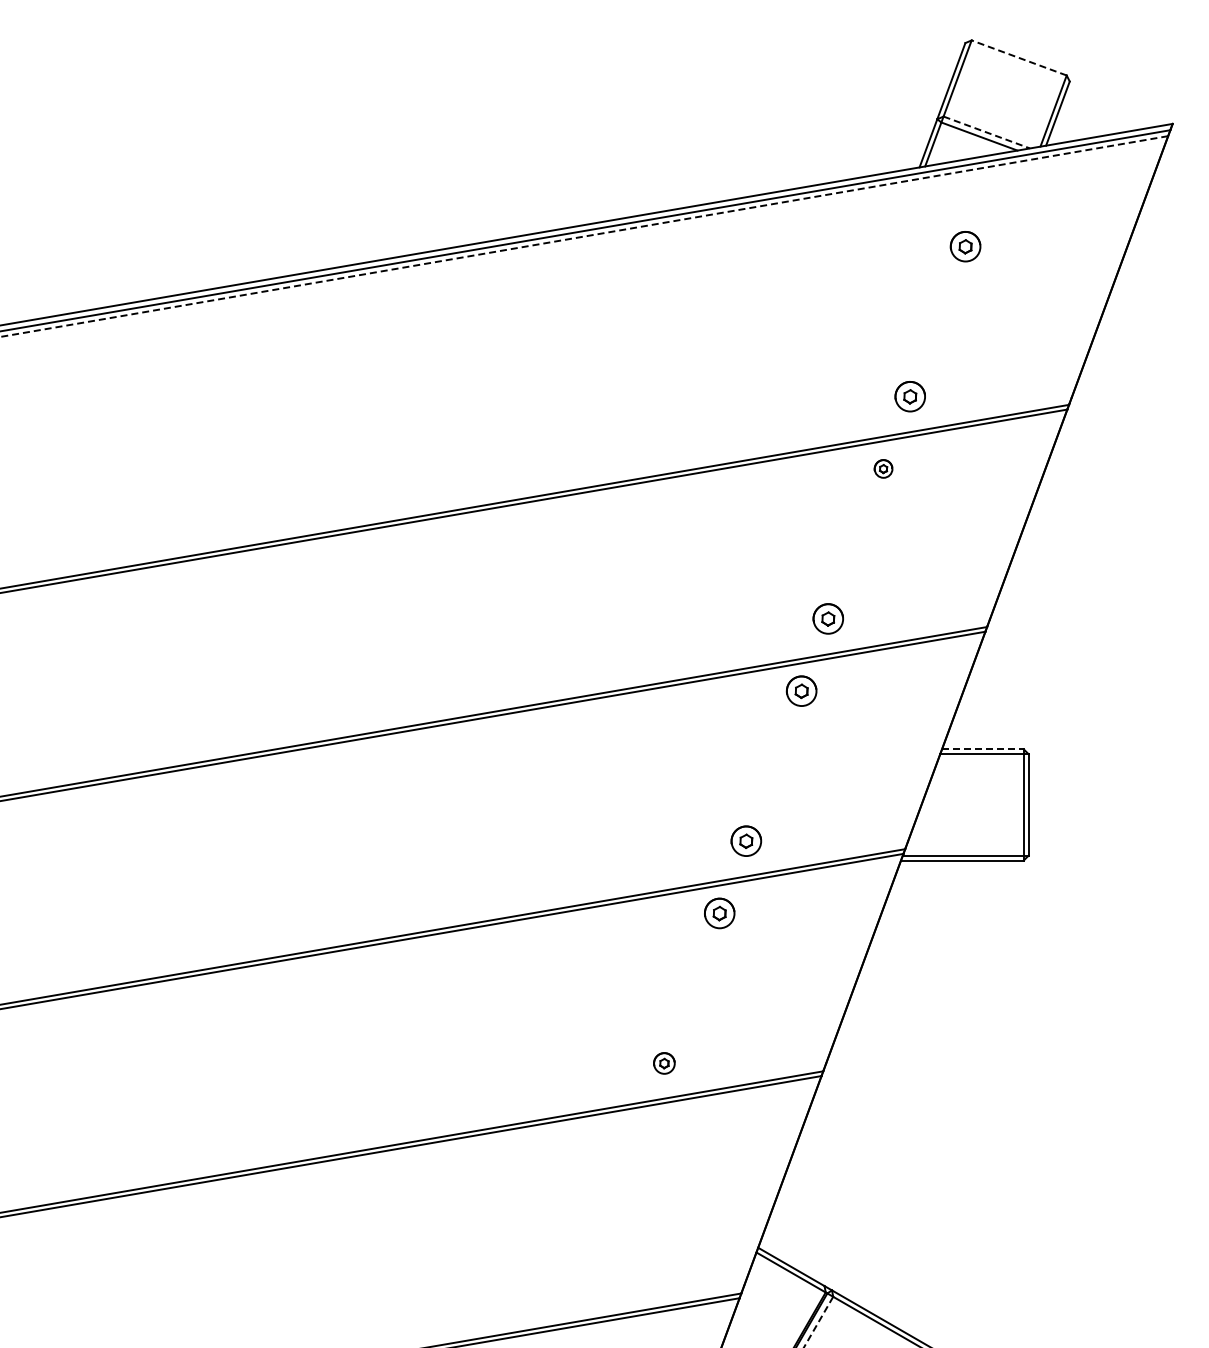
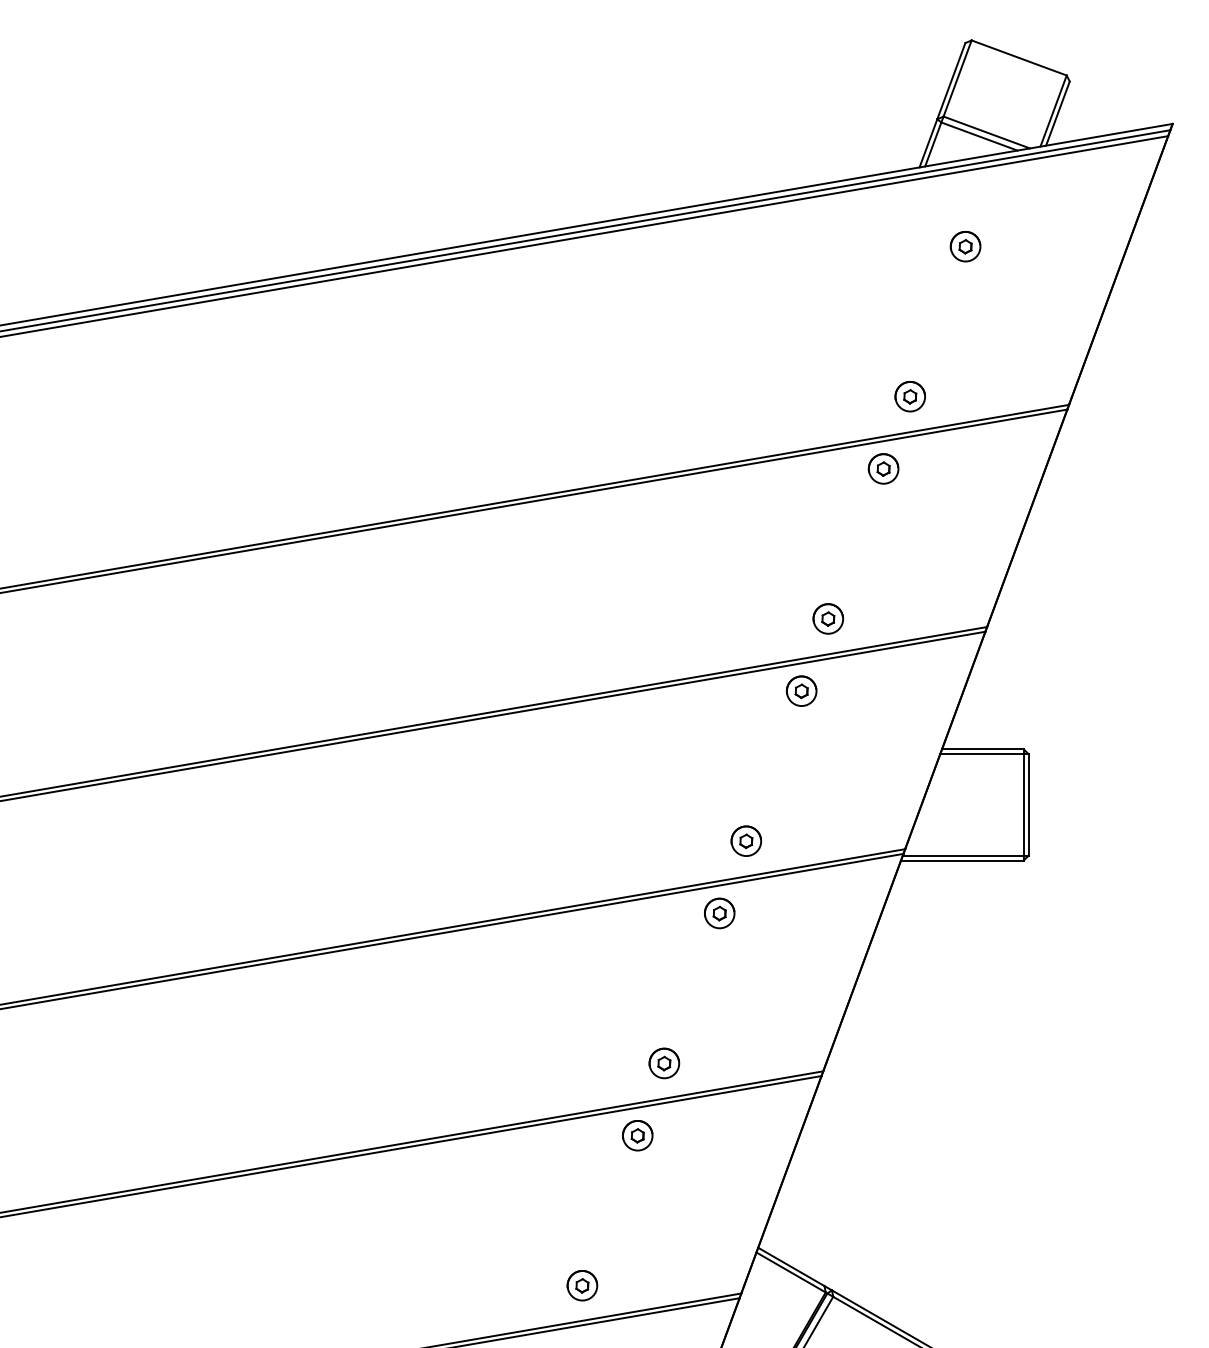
line: dashed -> solid (1019, 57)
line: dashed -> solid (987, 132)
line: dashed -> solid (583, 236)
part size: 21x20 px -> 33x32 px (883, 468)
line: dashed -> solid (982, 749)
part size: 23x23 px -> 33x33 px (664, 1063)
part: none -> present (637, 1135)
part: none -> present (582, 1285)
line: dashed -> solid (818, 1322)
